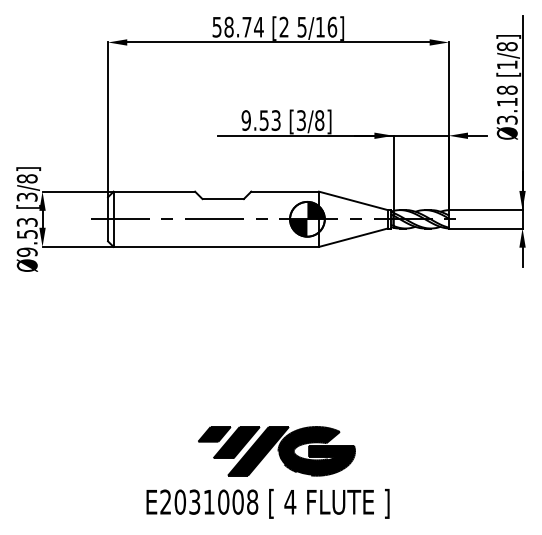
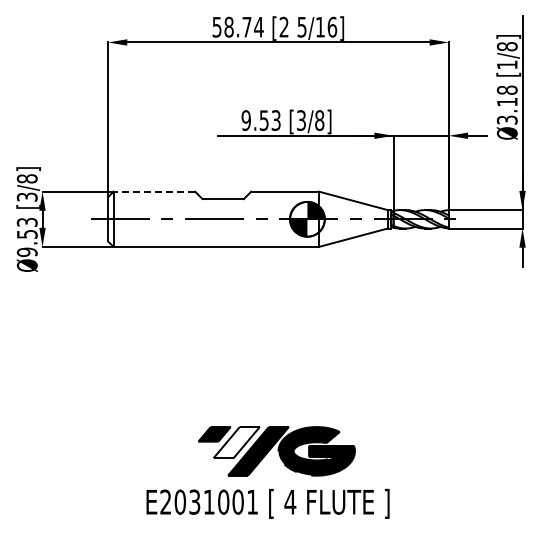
line: solid -> dashed (154, 191)
fill: present -> none (236, 442)
text: E2031008 -> E2031001 (252, 501)
